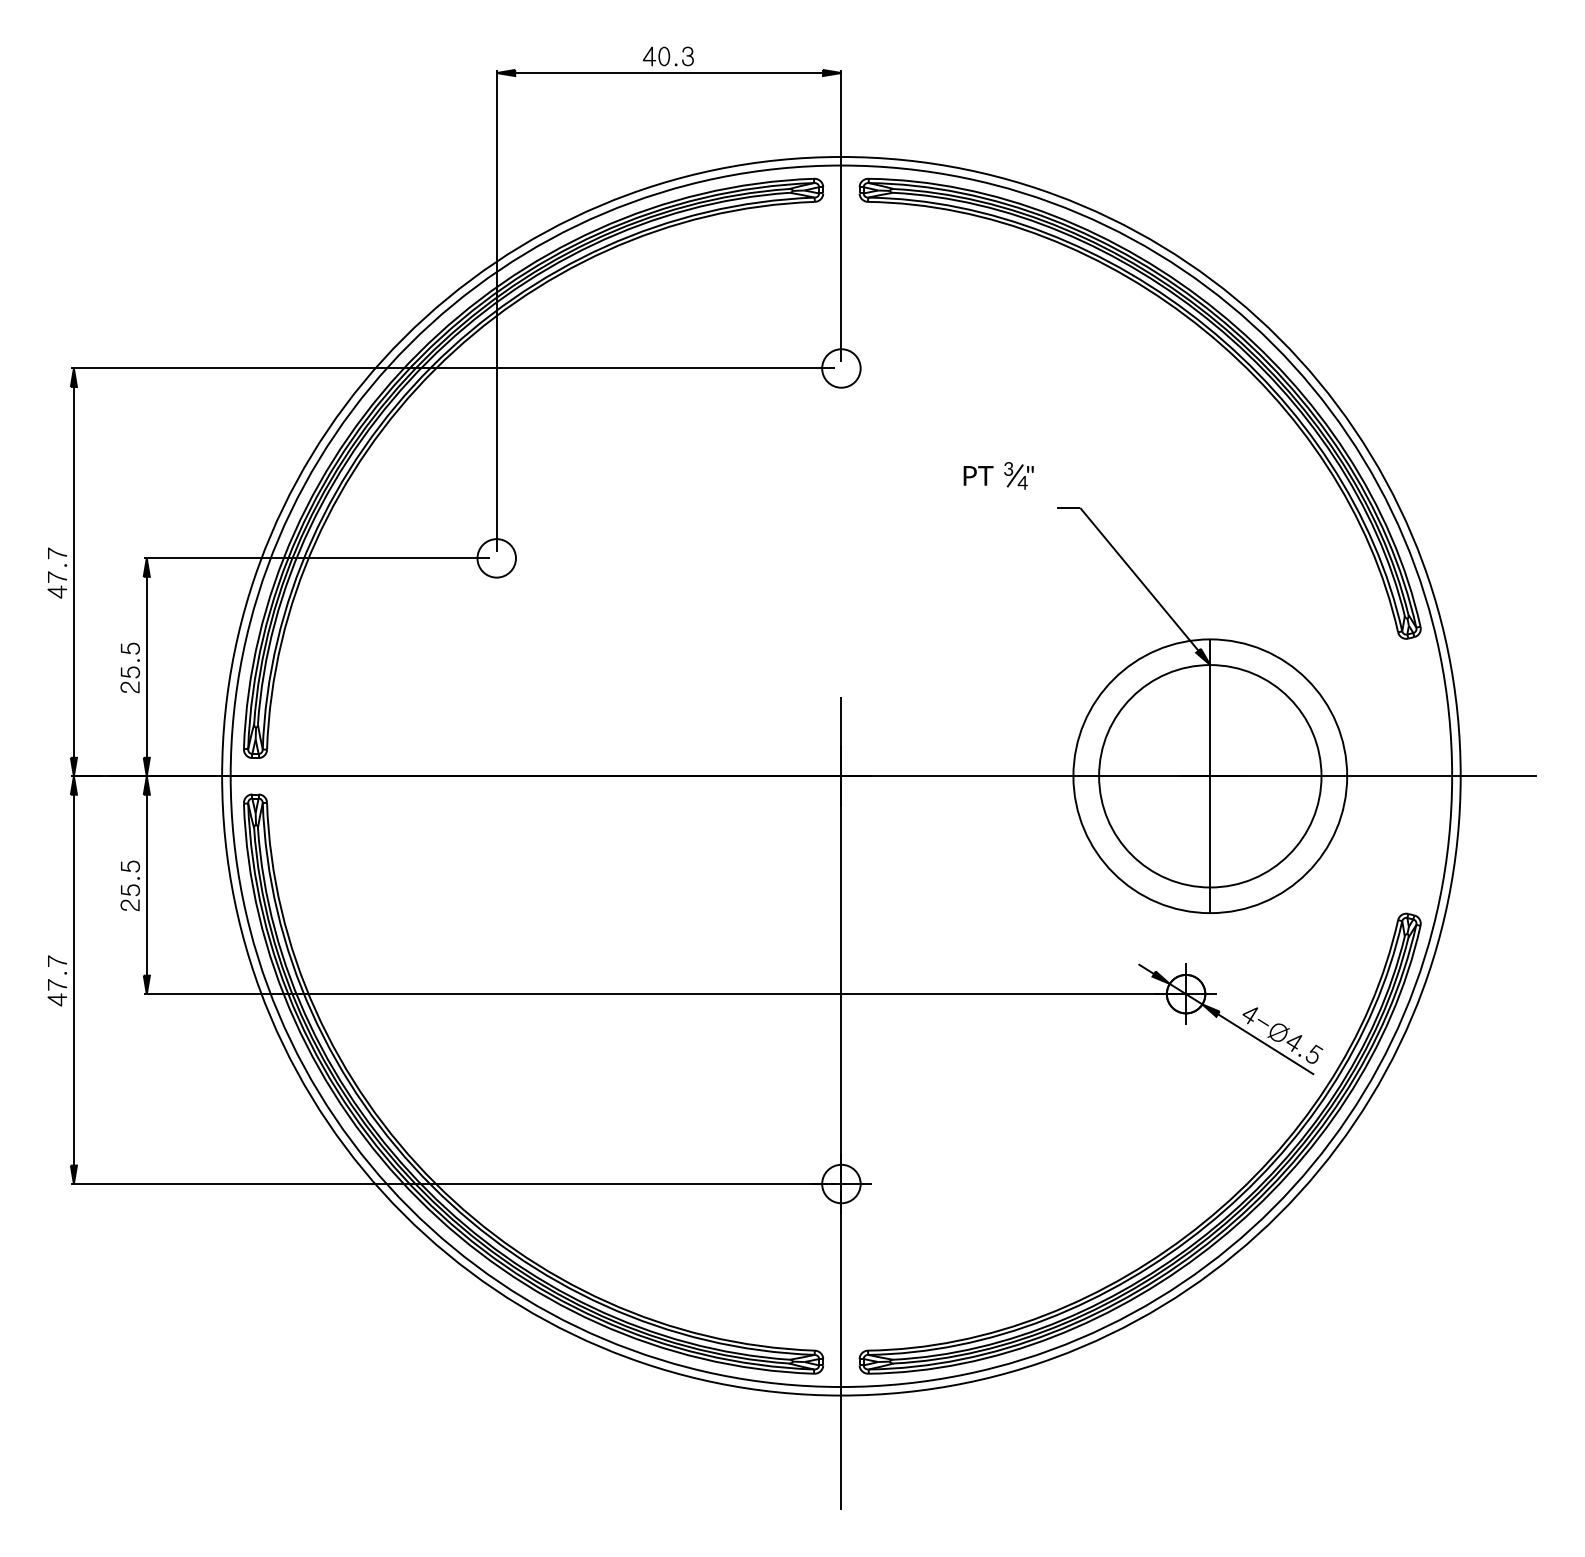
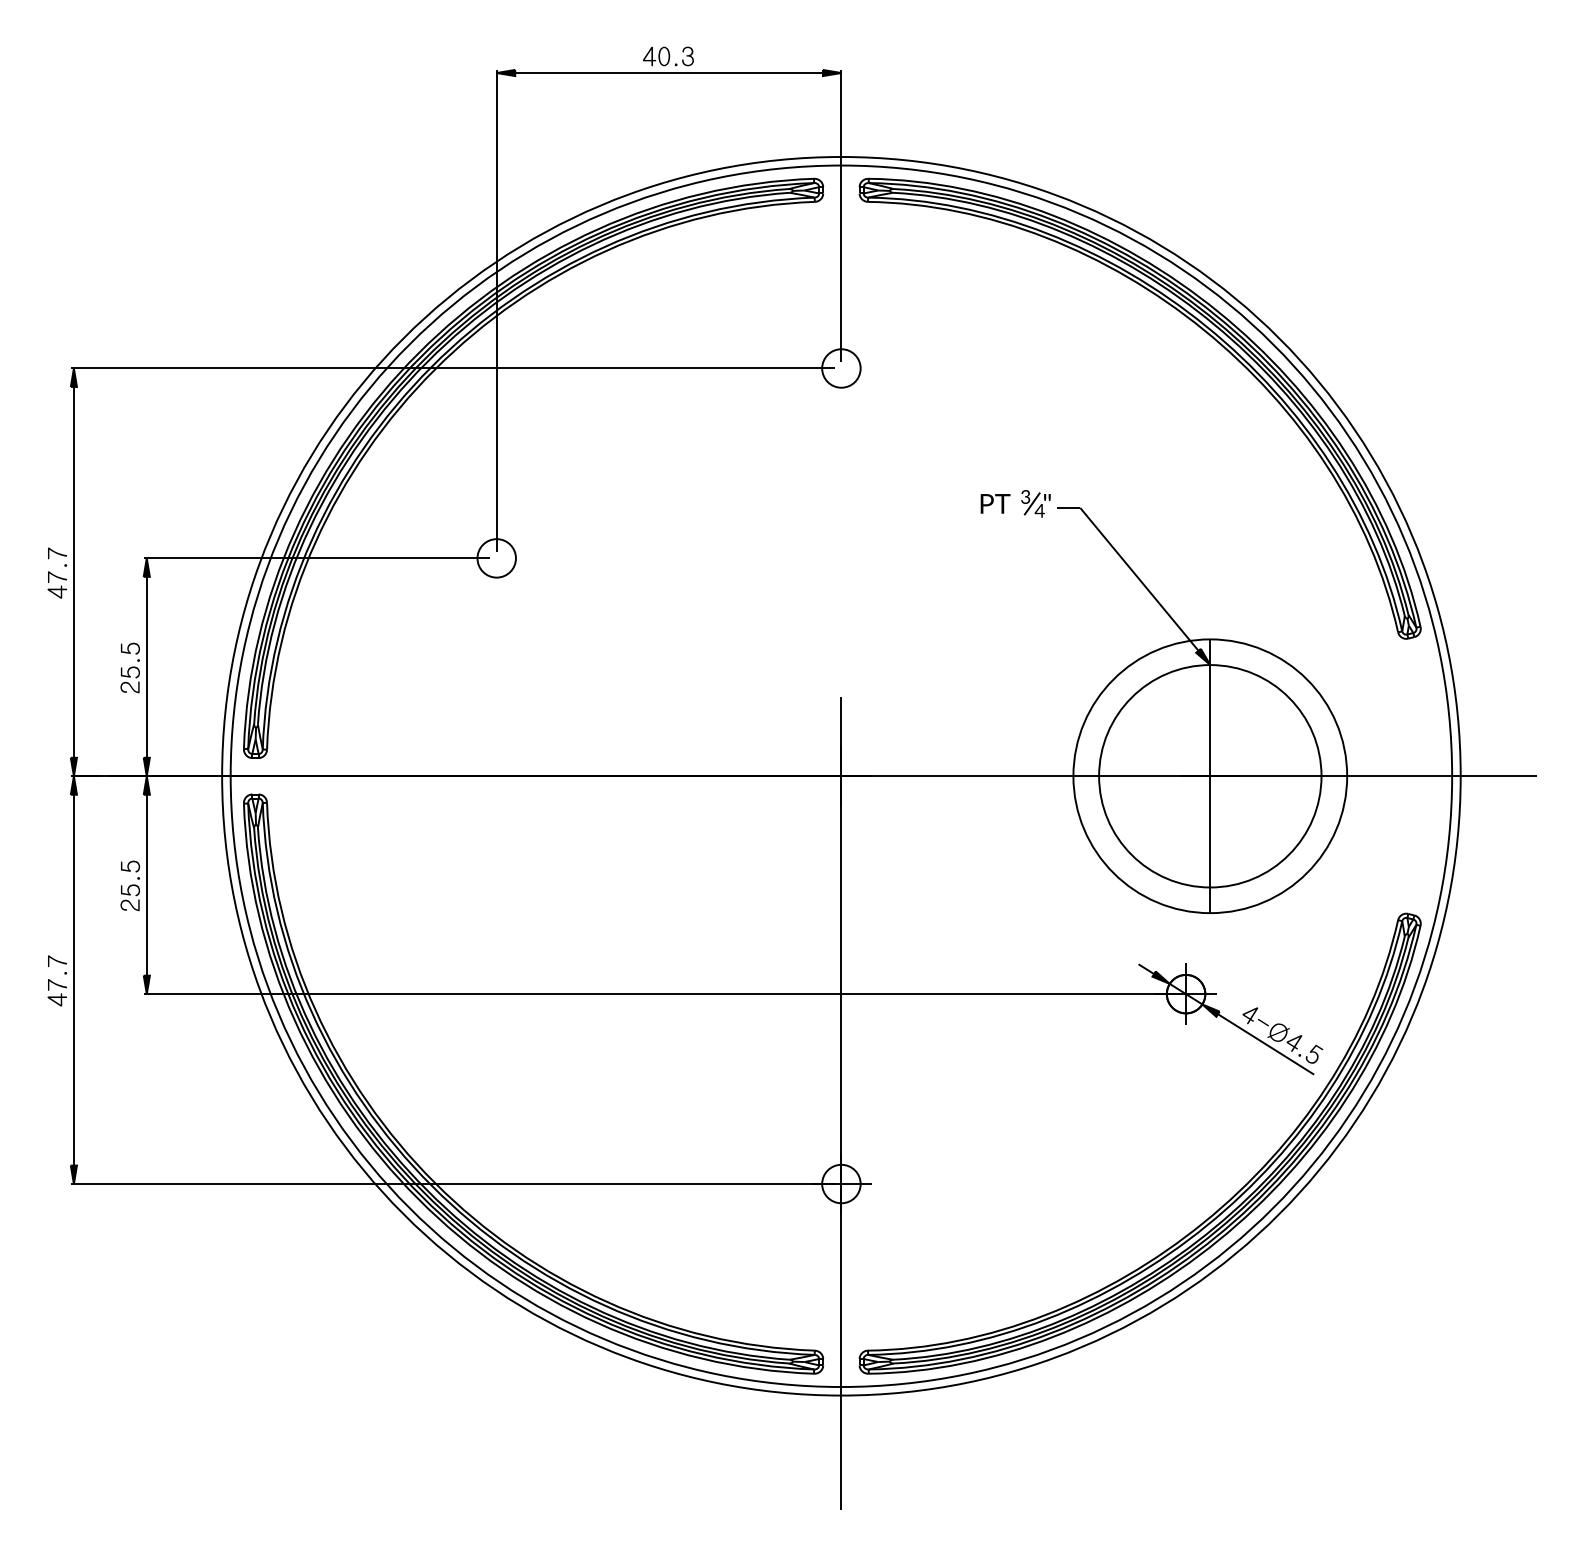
part position: (1004, 473) -> (1021, 501) (1021, 501)
